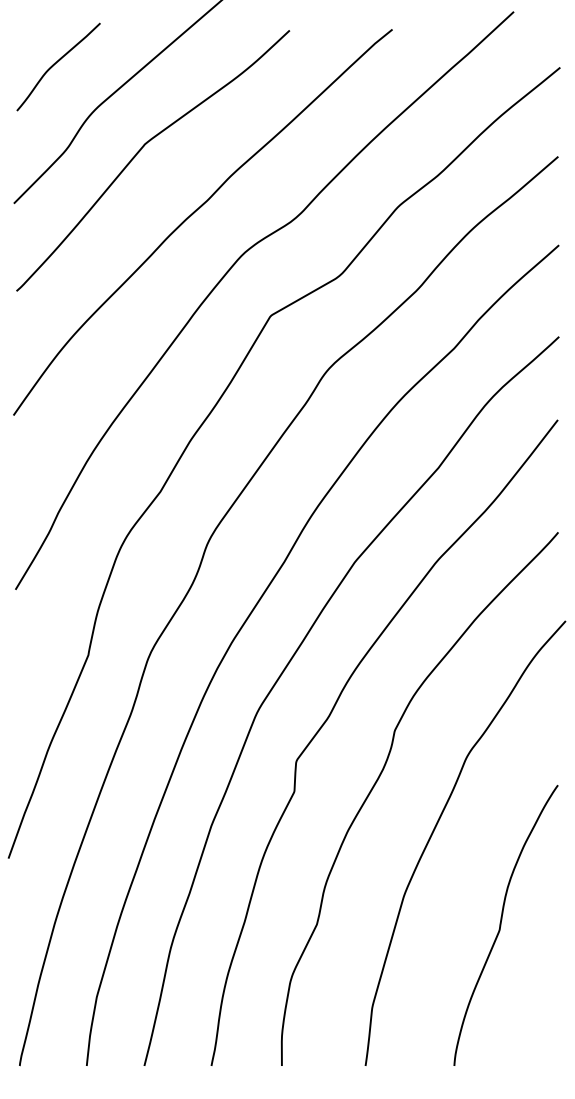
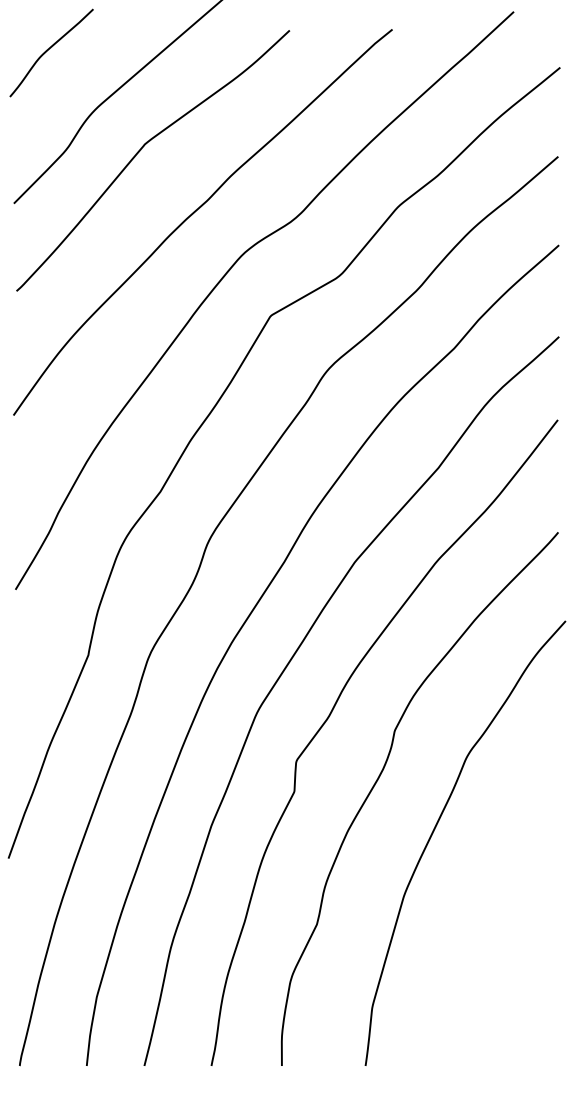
curve position: (56, 63) -> (49, 49) (49, 49)
curve: present -> none (501, 925)
